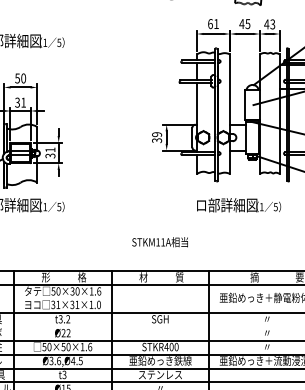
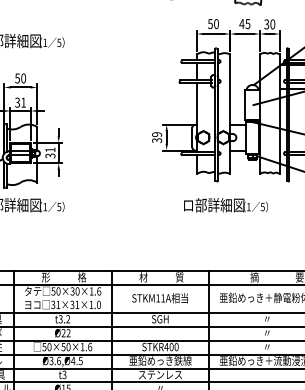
text: 61 -> 50 (213, 24)
text: 43 -> 30 (269, 24)
text position: (239, 205) -> (226, 205) (226, 205)
text position: (159, 242) -> (159, 298) (159, 298)
line: none -> present (151, 326)
